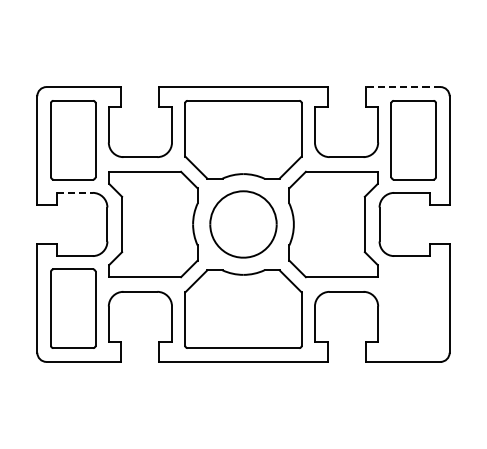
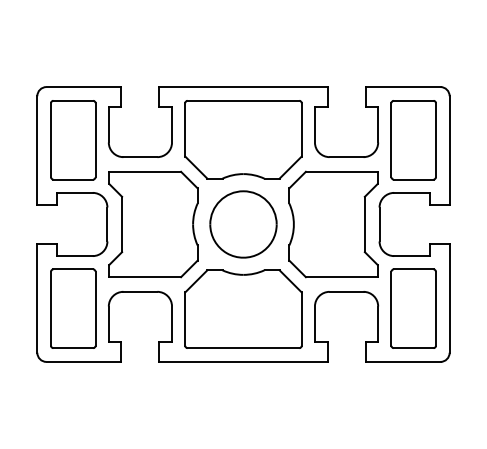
line: dashed -> solid (402, 87)
line: dashed -> solid (74, 192)
part: none -> present (413, 308)
